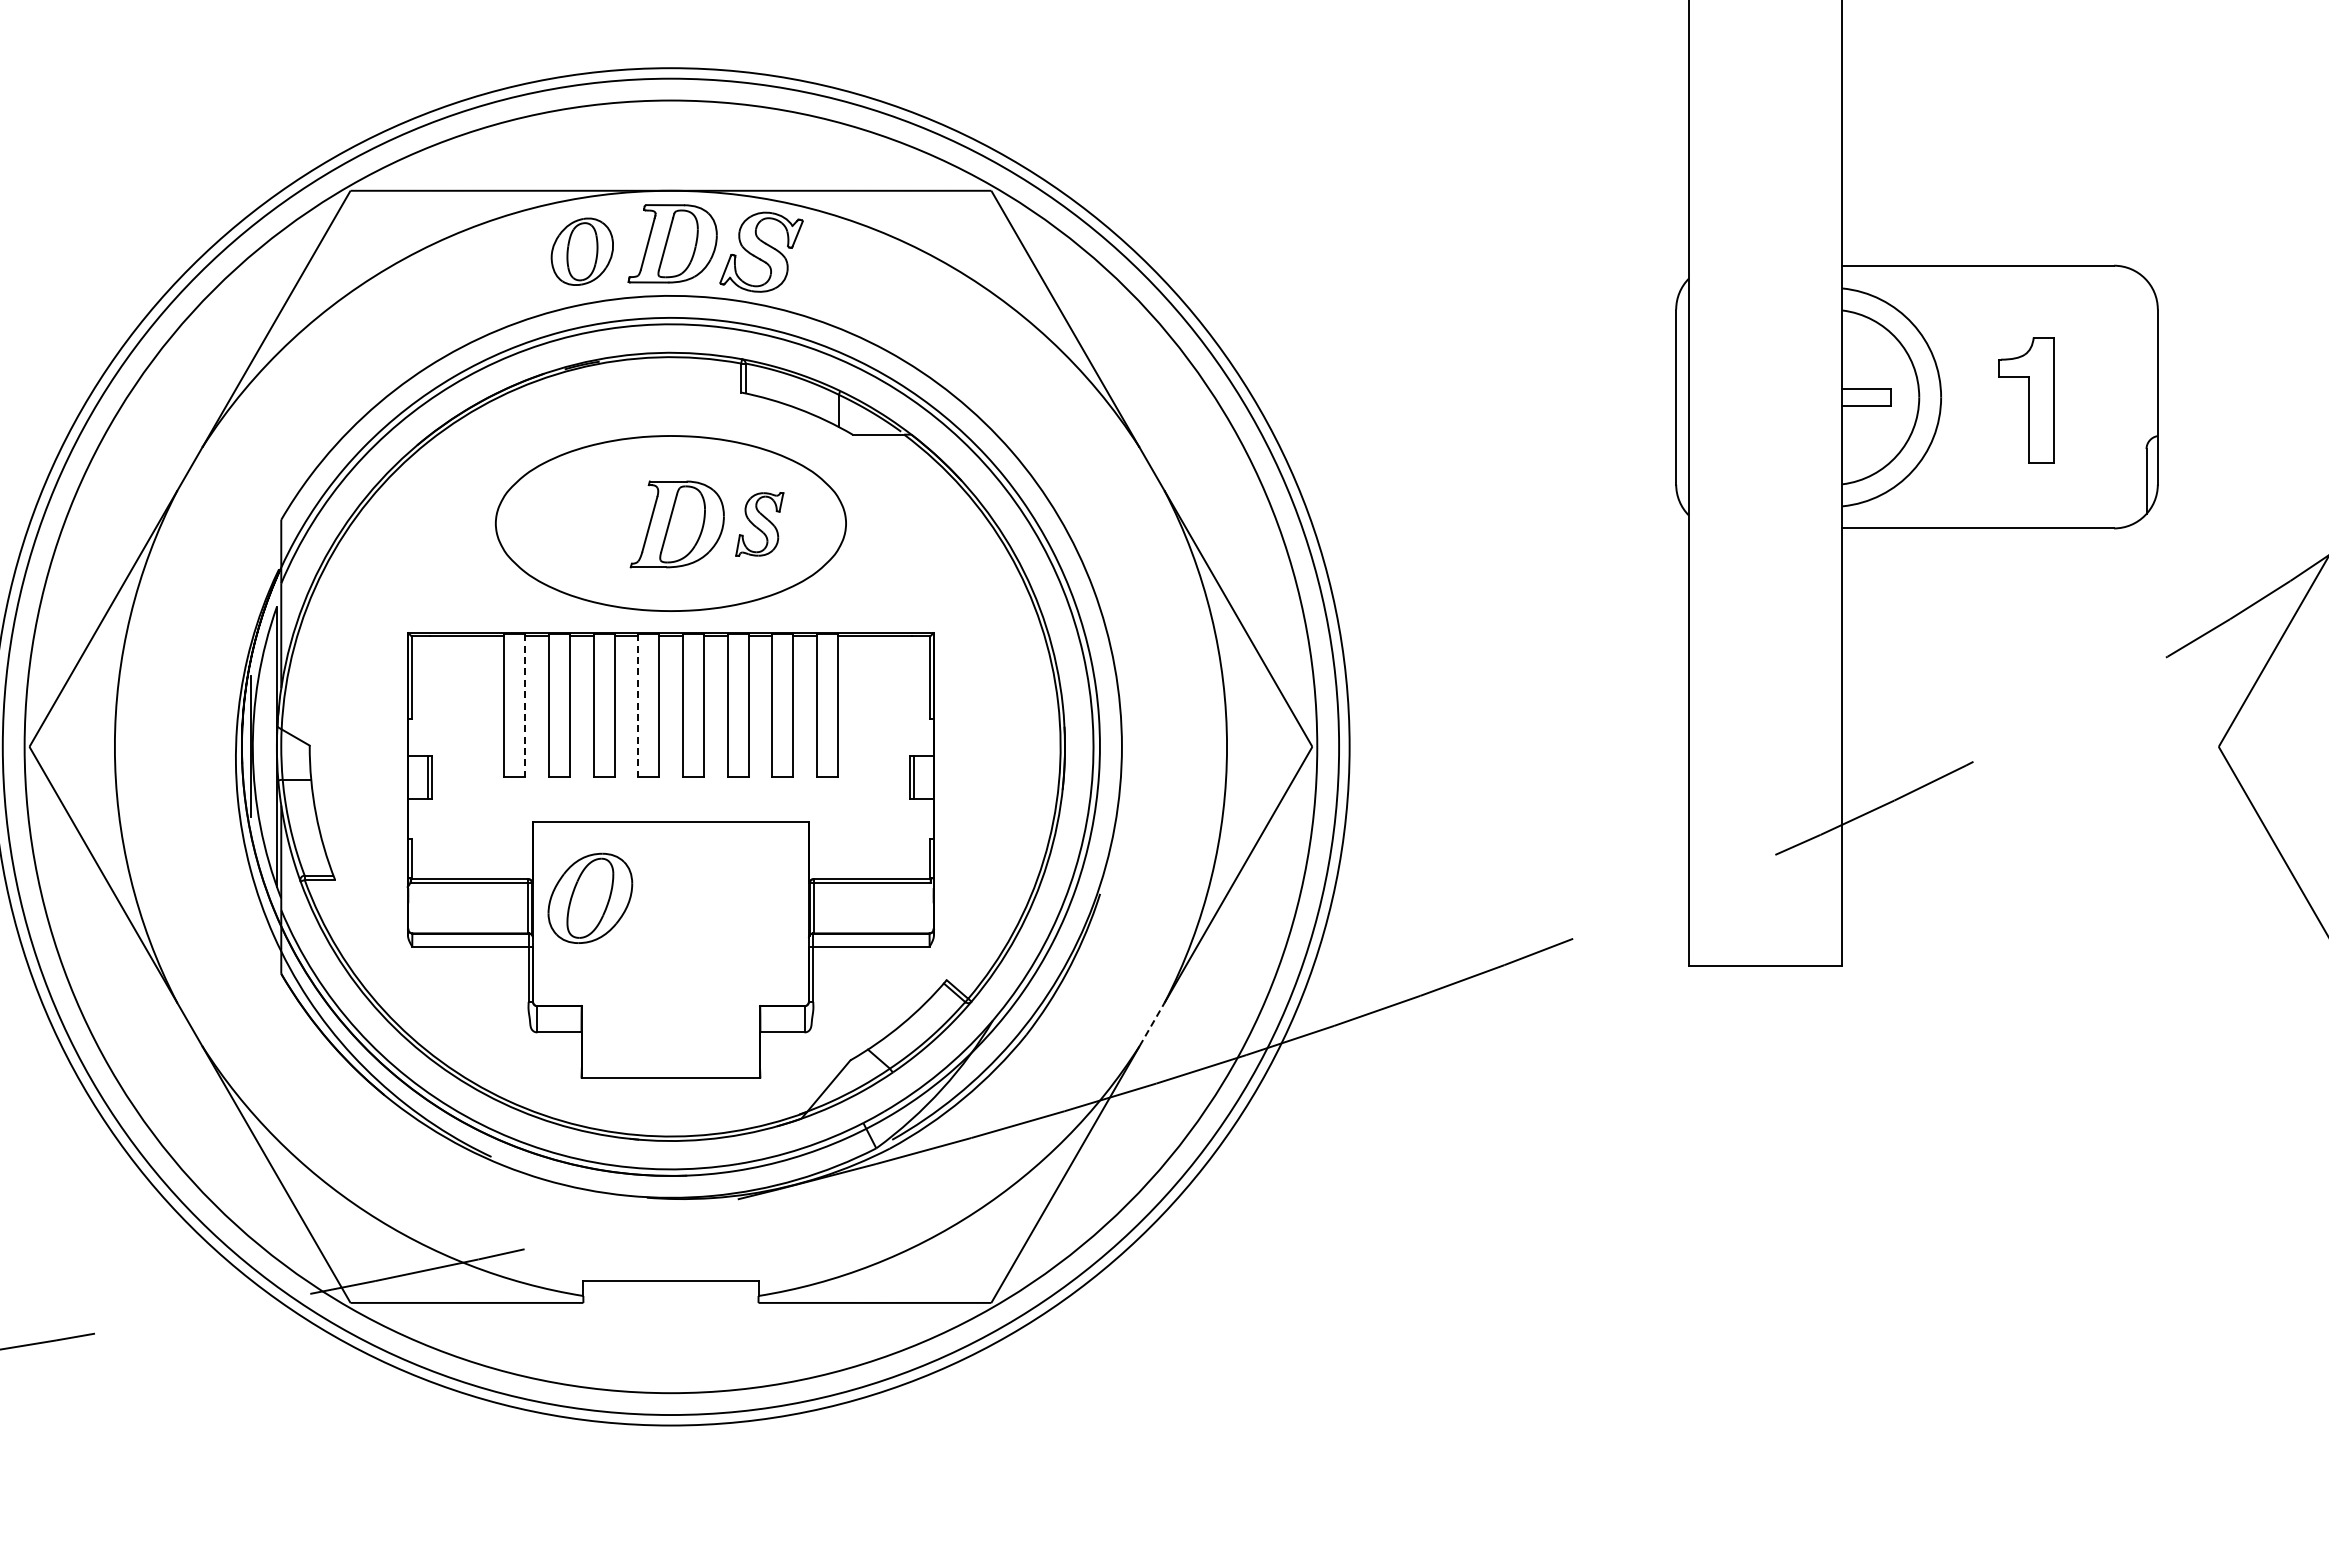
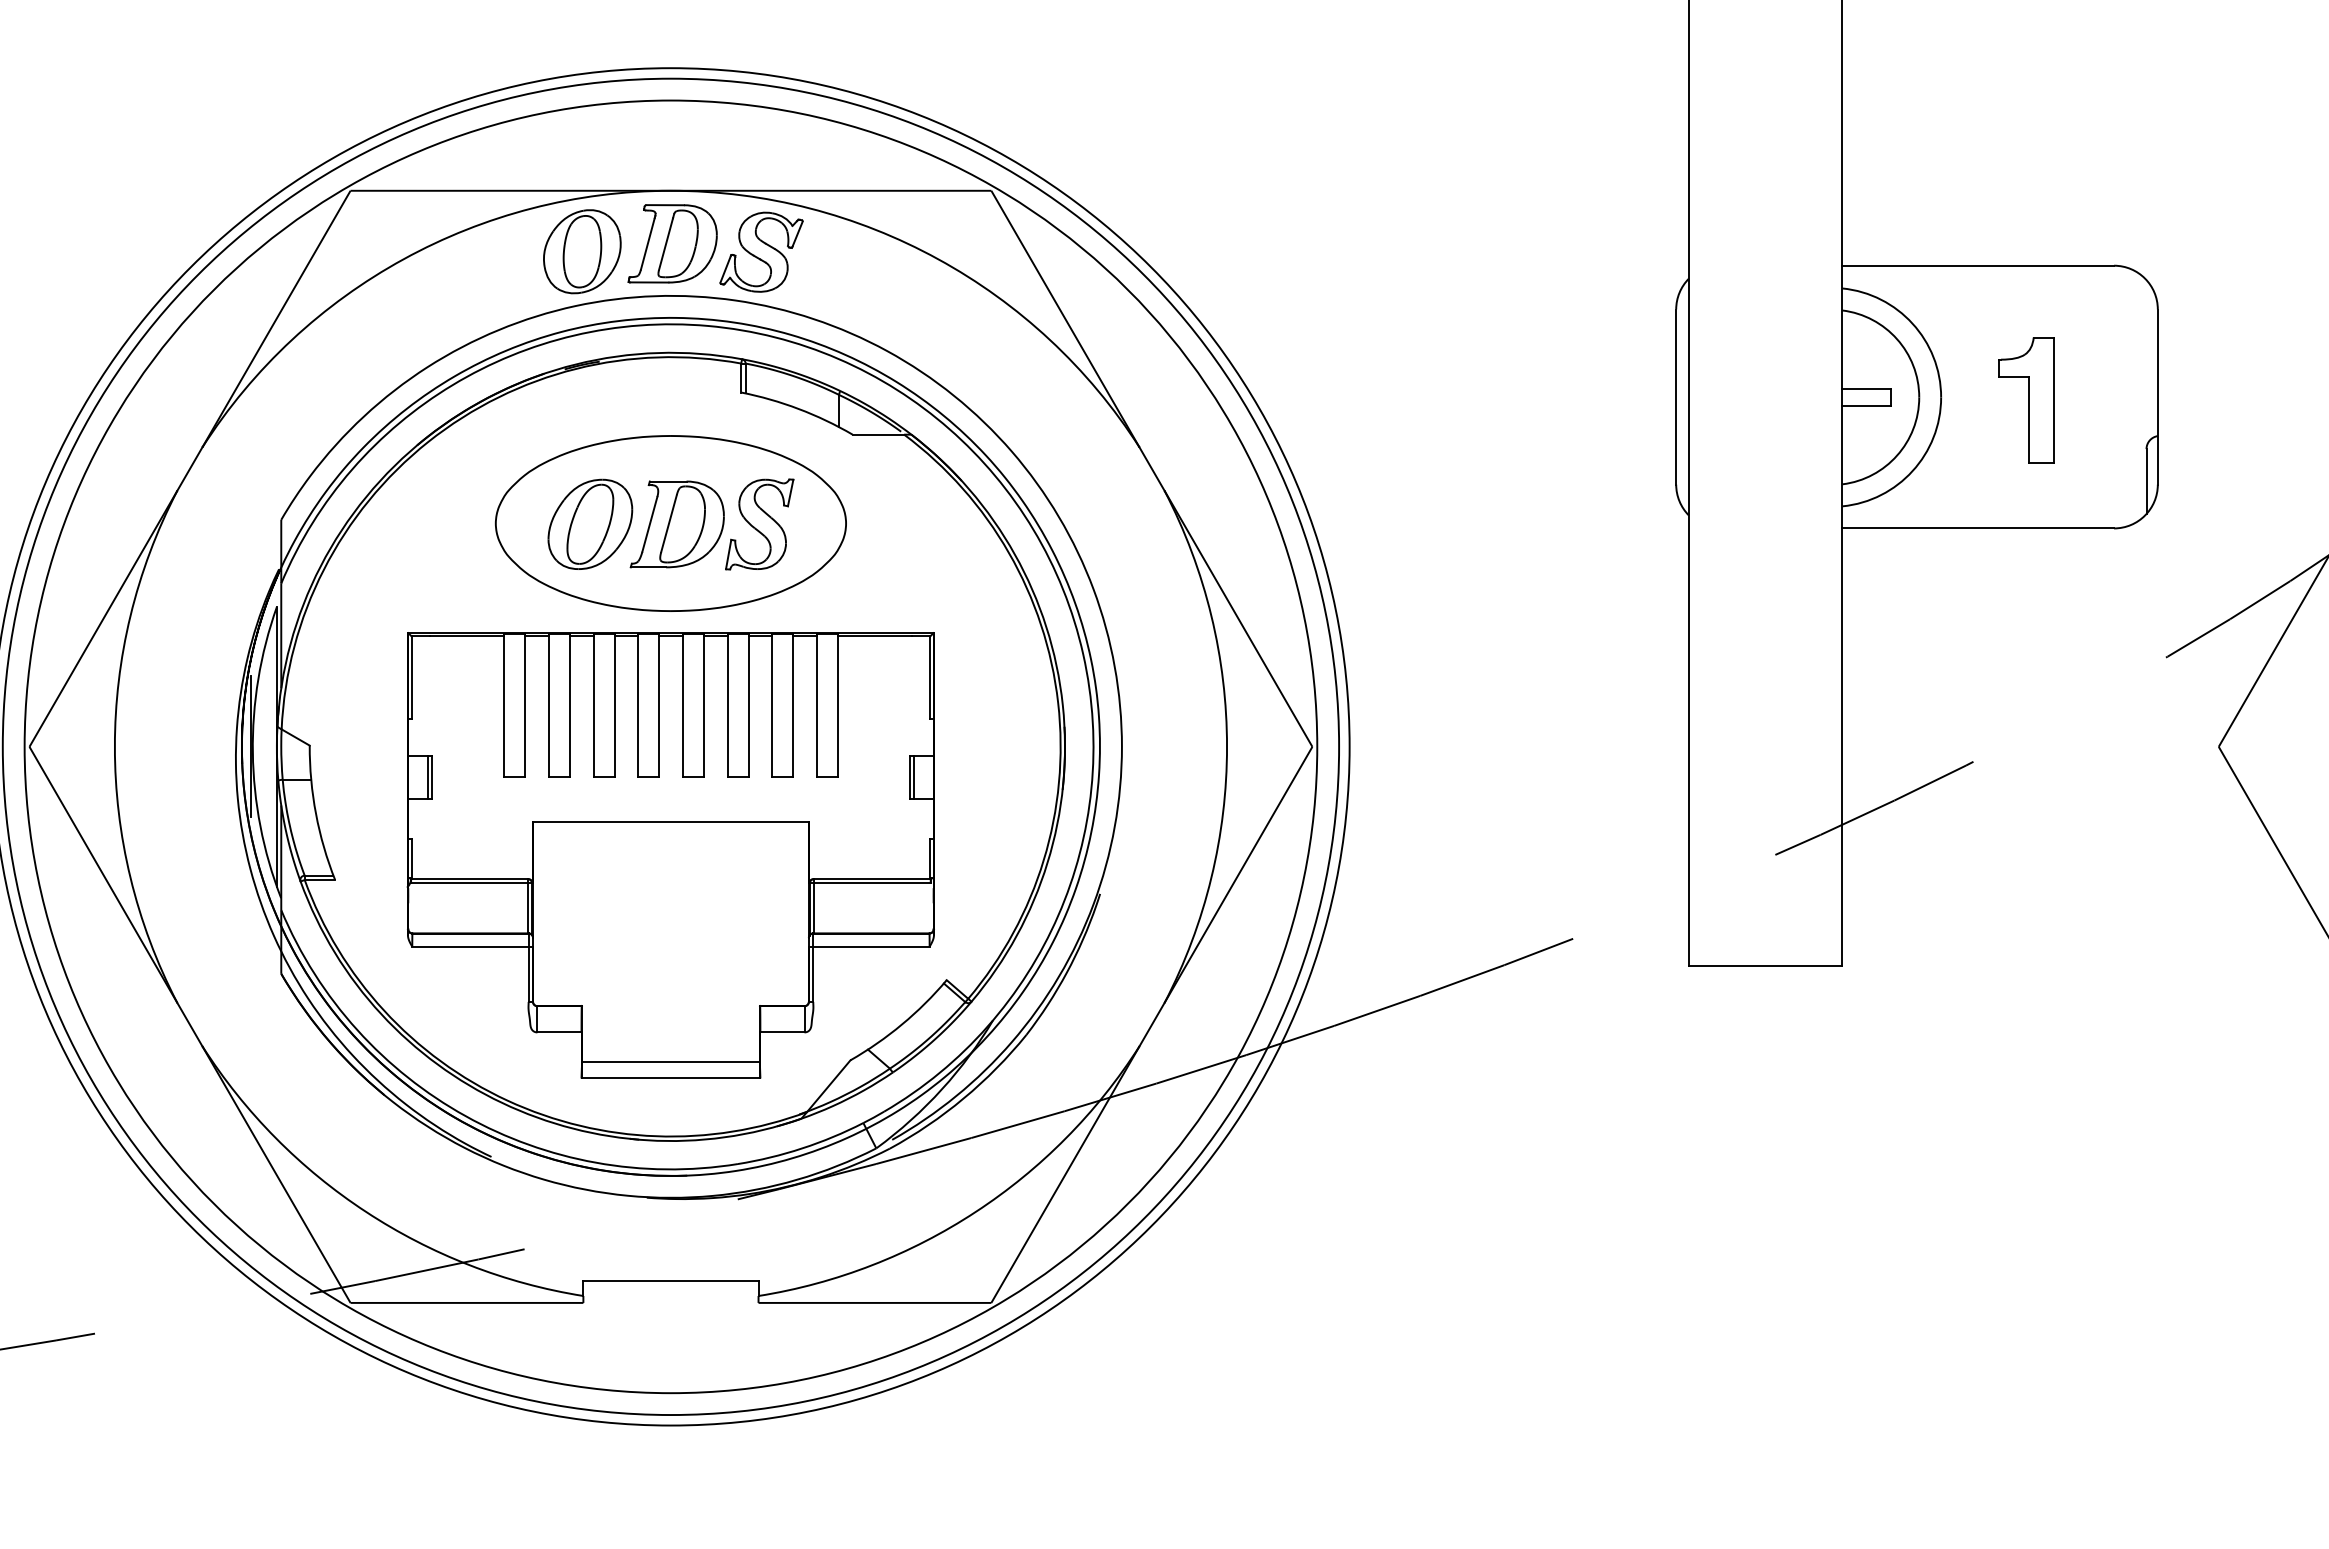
part size: 64x69 px -> 79x86 px (582, 251)
part size: 50x65 px -> 70x93 px (759, 524)
line: dashed -> solid (525, 706)
line: dashed -> solid (638, 706)
part position: (590, 897) -> (590, 523) (590, 523)
line: dashed -> solid (1152, 1024)
line: none -> present (670, 1061)
